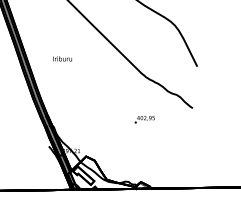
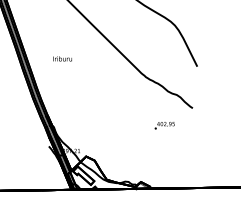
text position: (144, 119) -> (164, 125) (164, 125)
